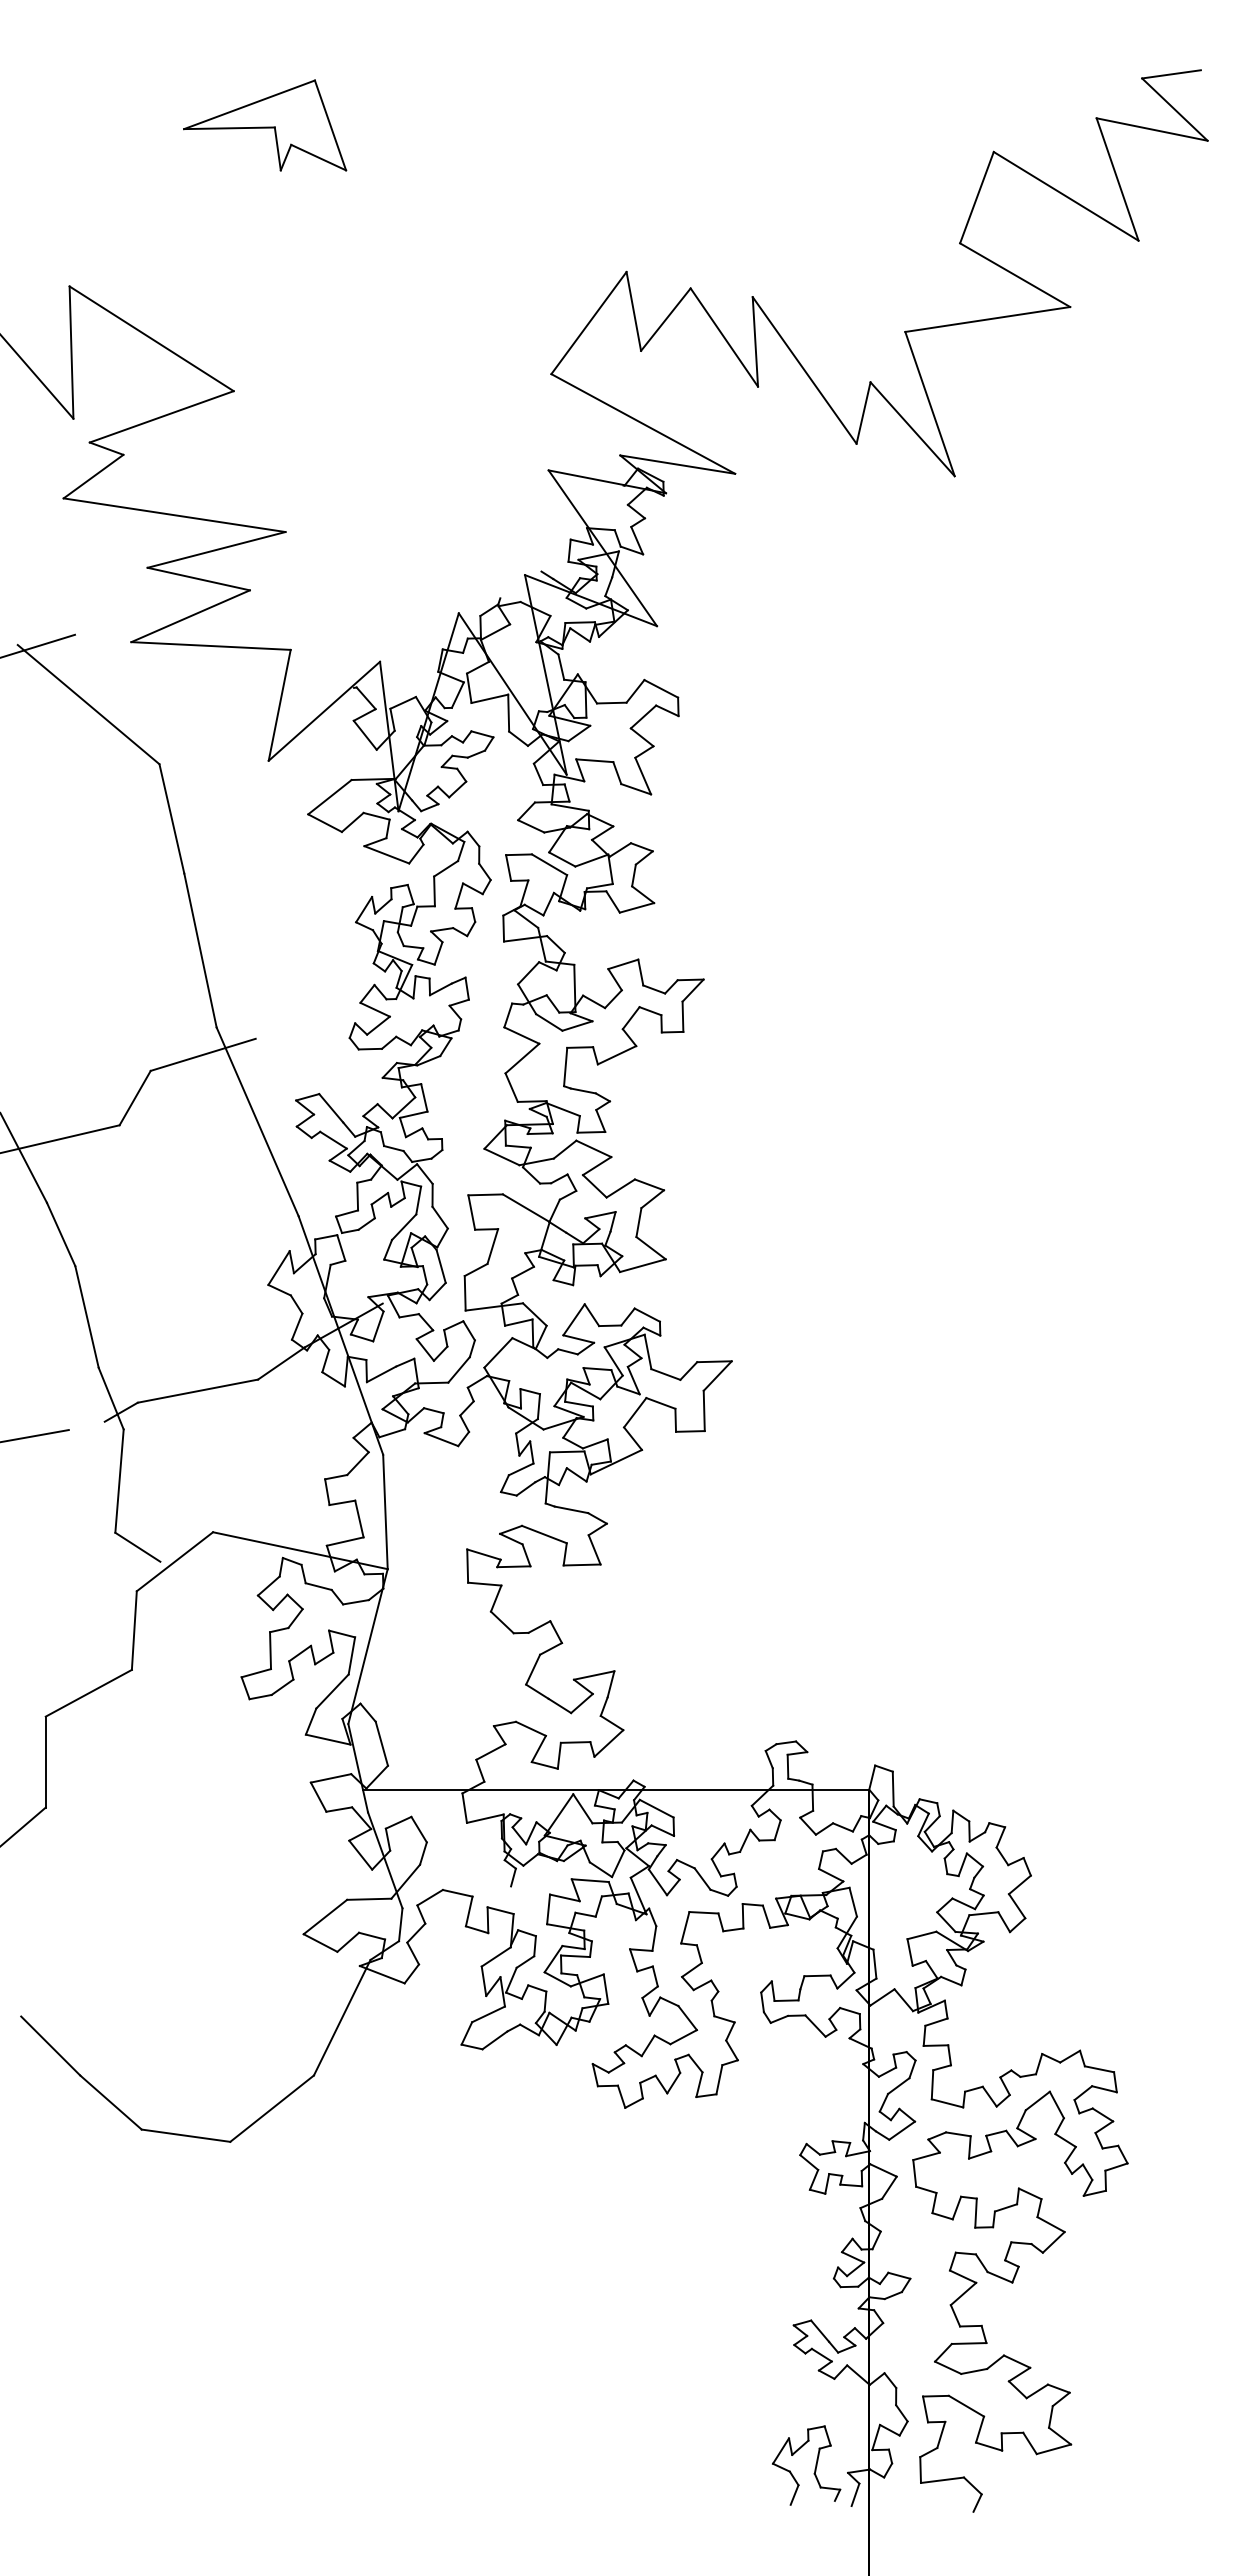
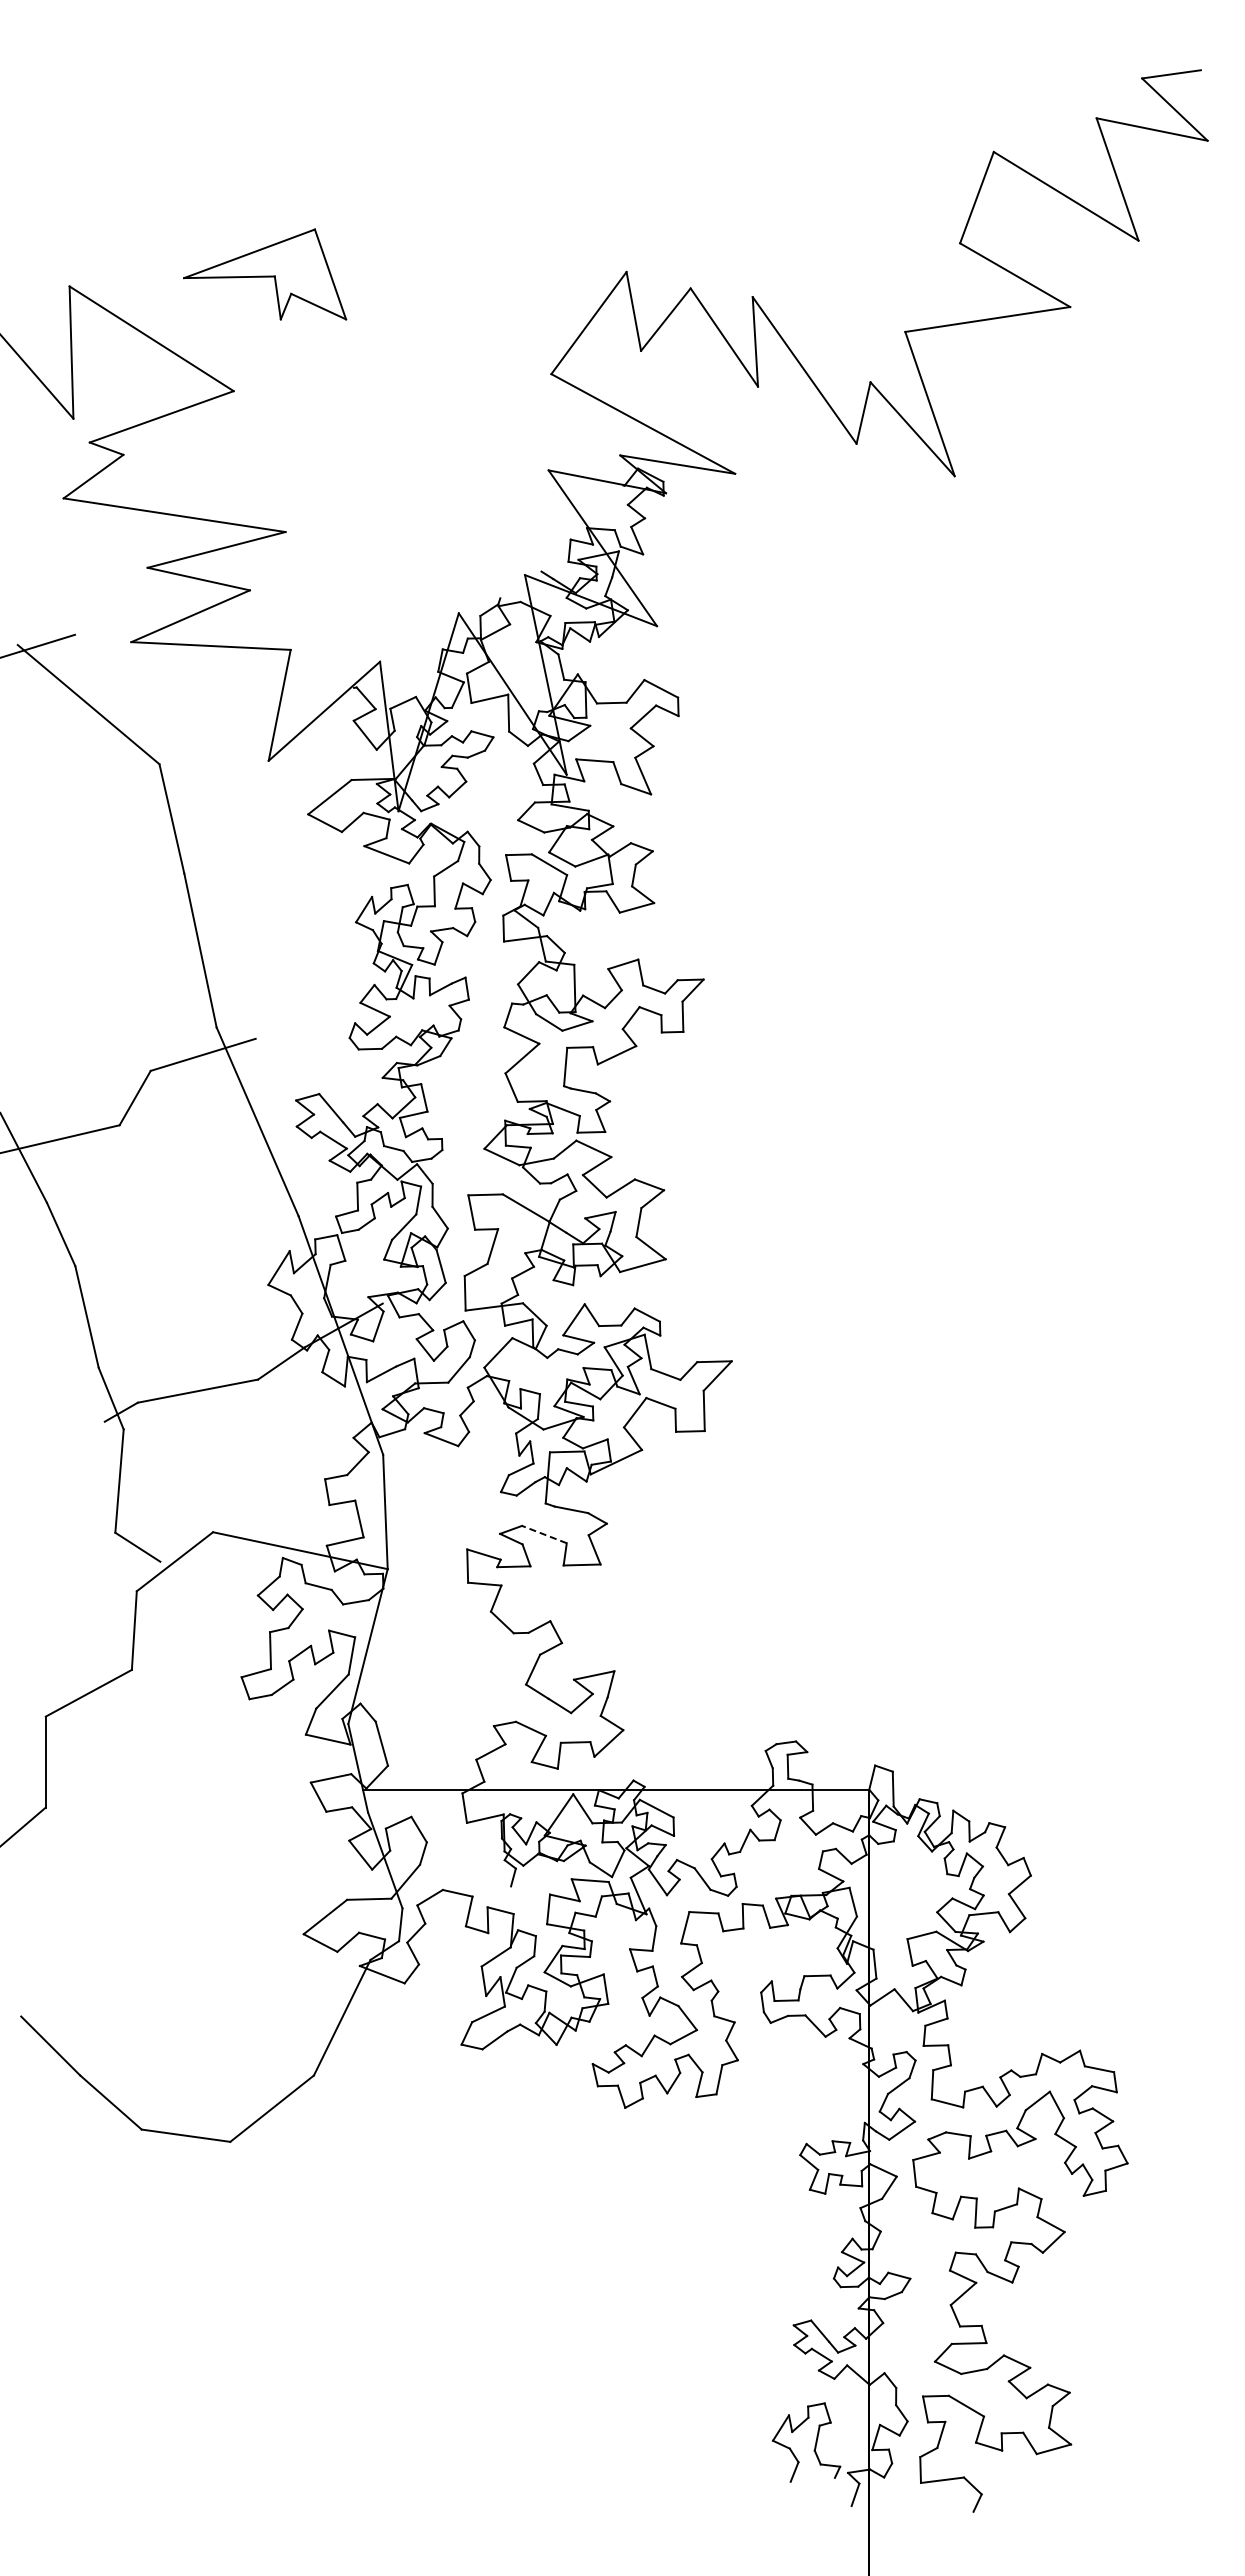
part position: (265, 125) -> (265, 274) (265, 274)
line: present -> none (35, 1435)
line: solid -> dashed (544, 1534)
part position: (814, 2468) -> (814, 2445) (814, 2445)
